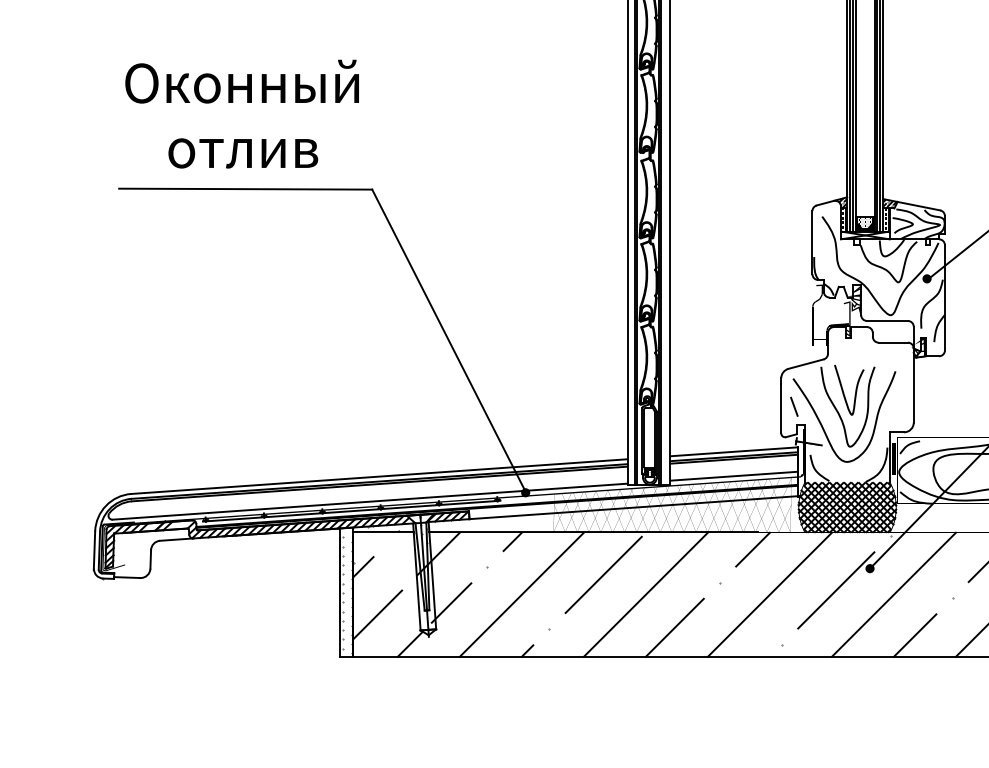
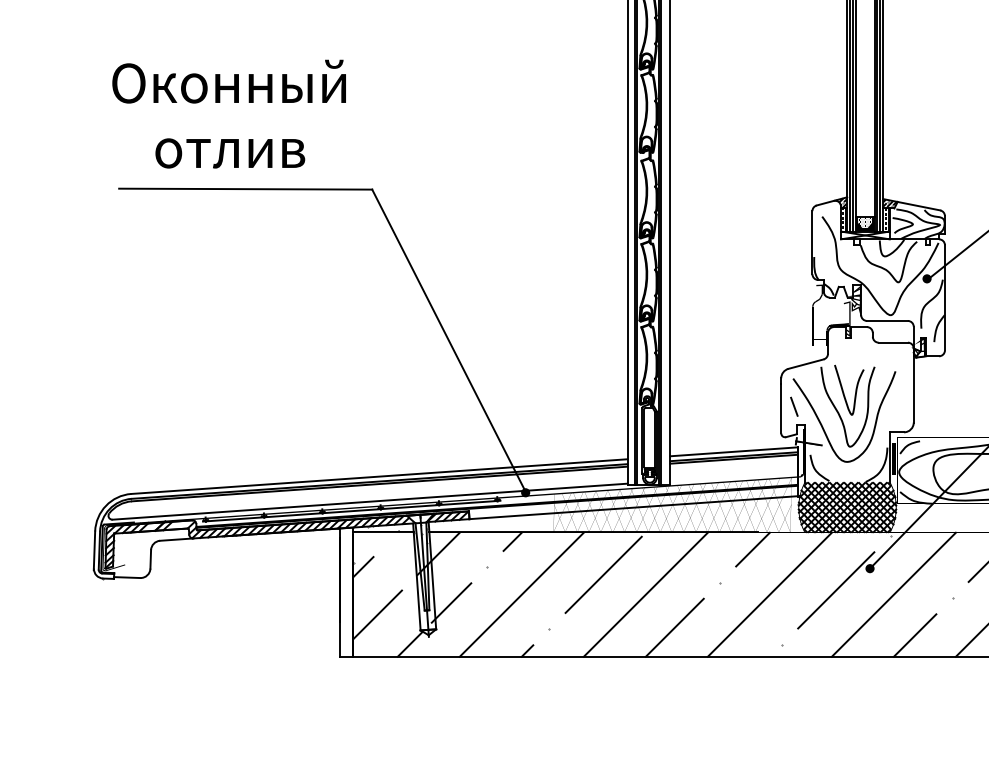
text position: (241, 113) -> (228, 113) (228, 113)
line: present -> none (733, 475)
hatch: present -> none (347, 595)
